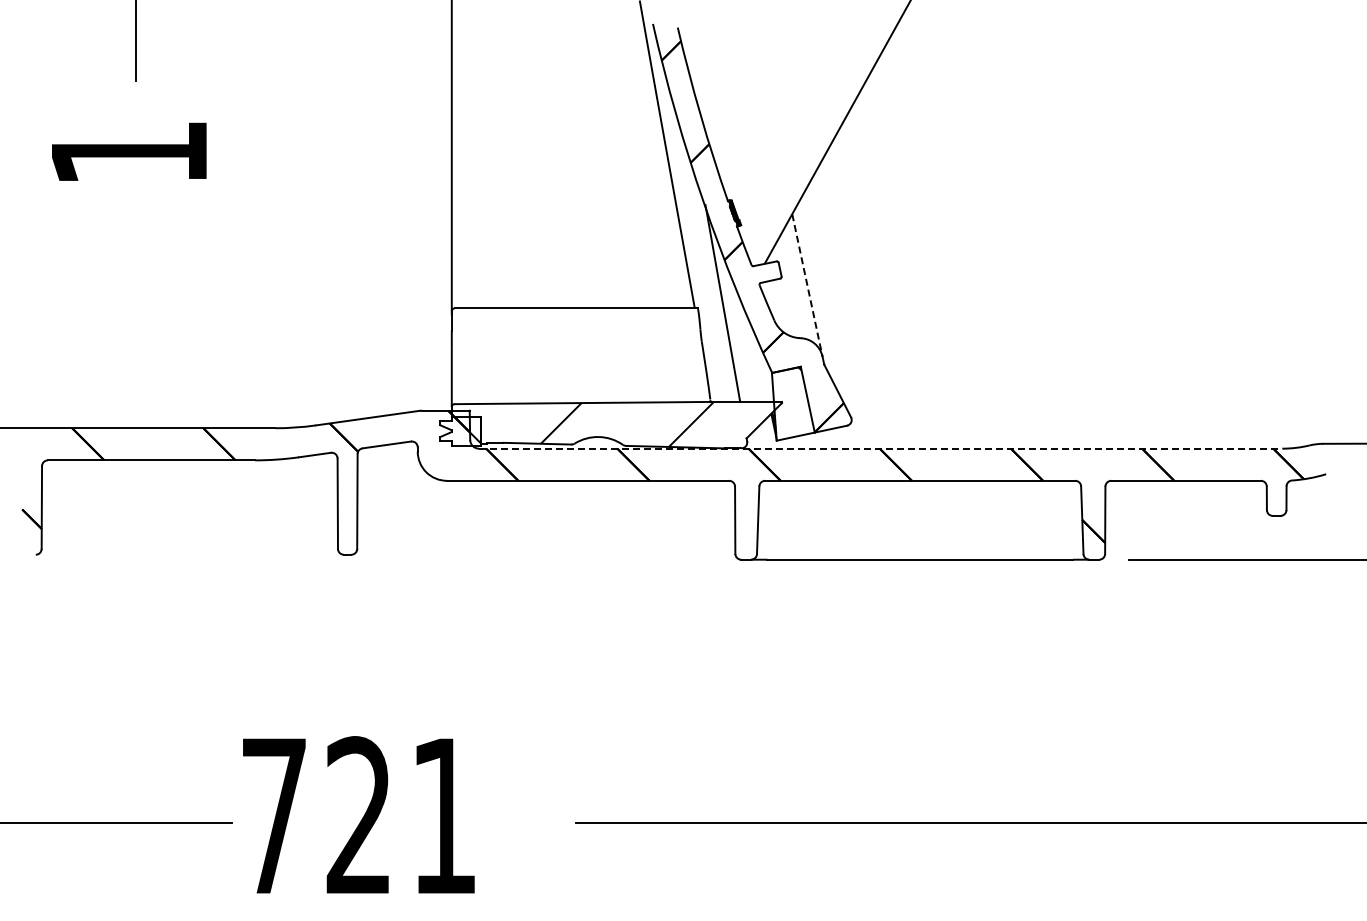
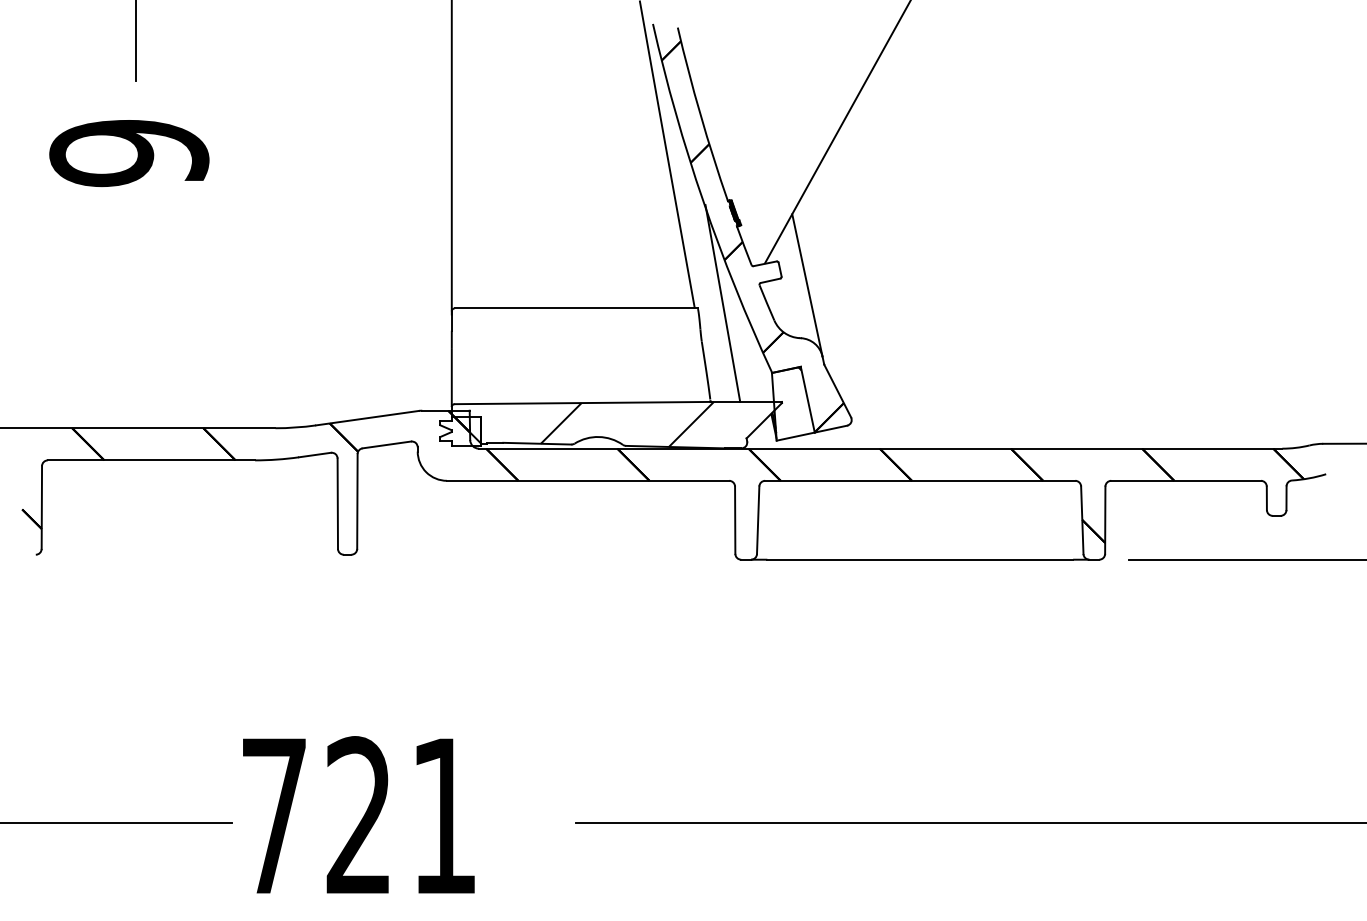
text: 1 -> 9 (129, 153)
line: dashed -> solid (807, 285)
line: dashed -> solid (880, 448)
